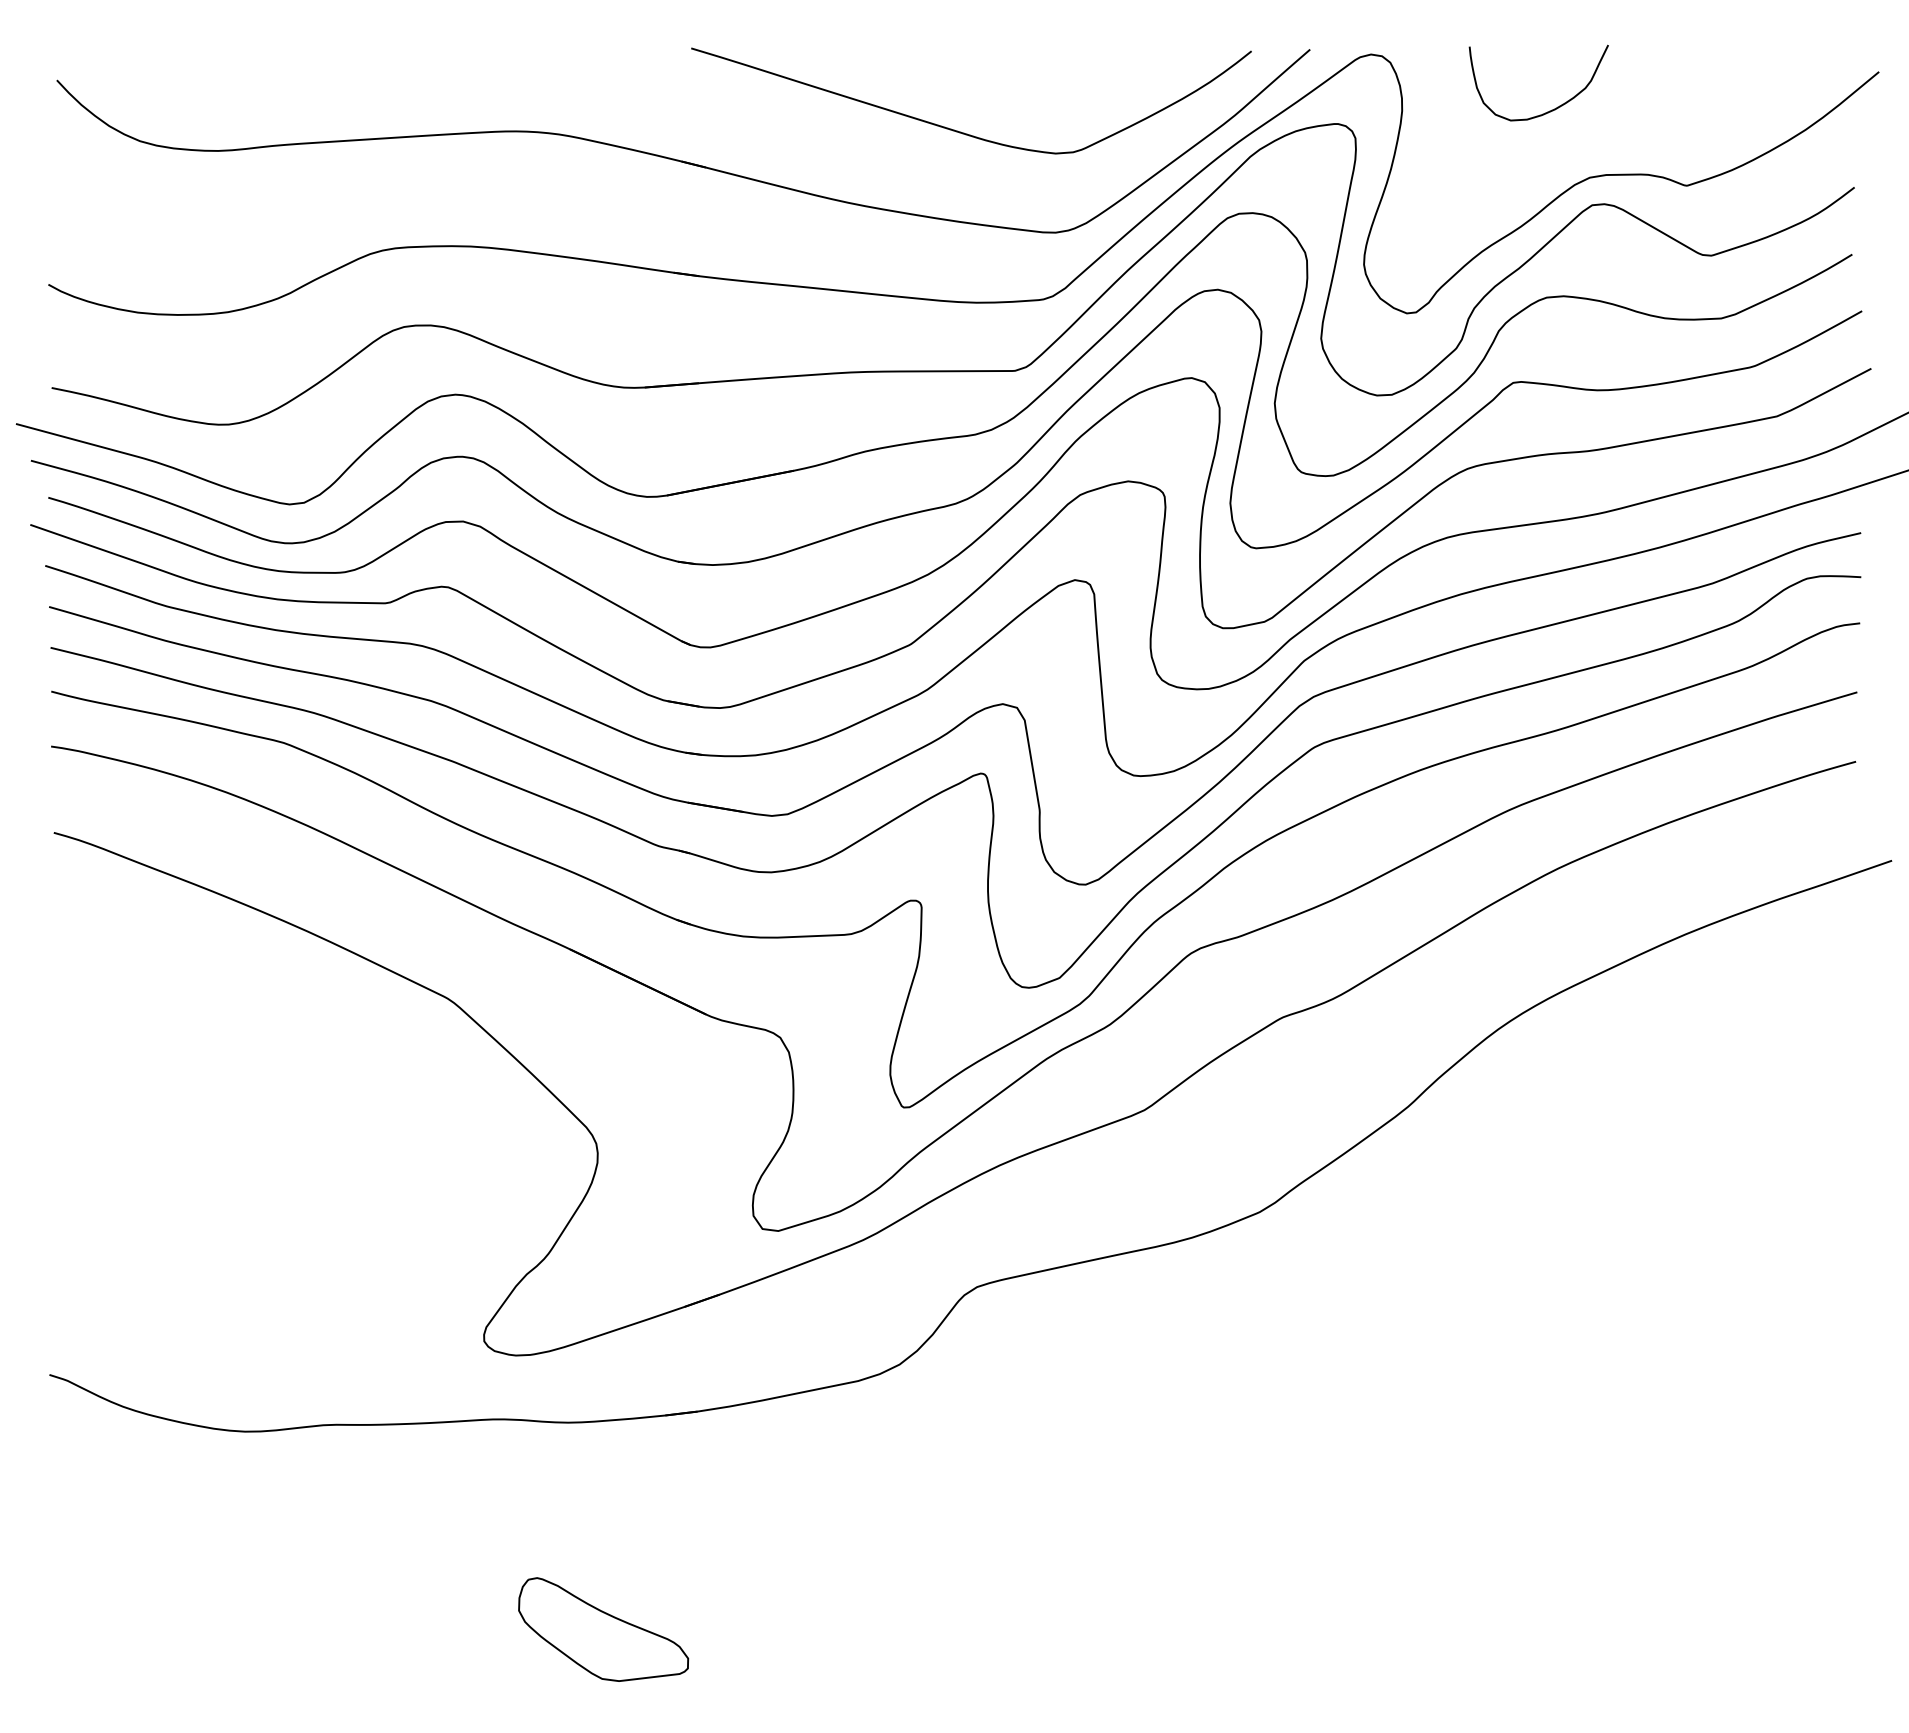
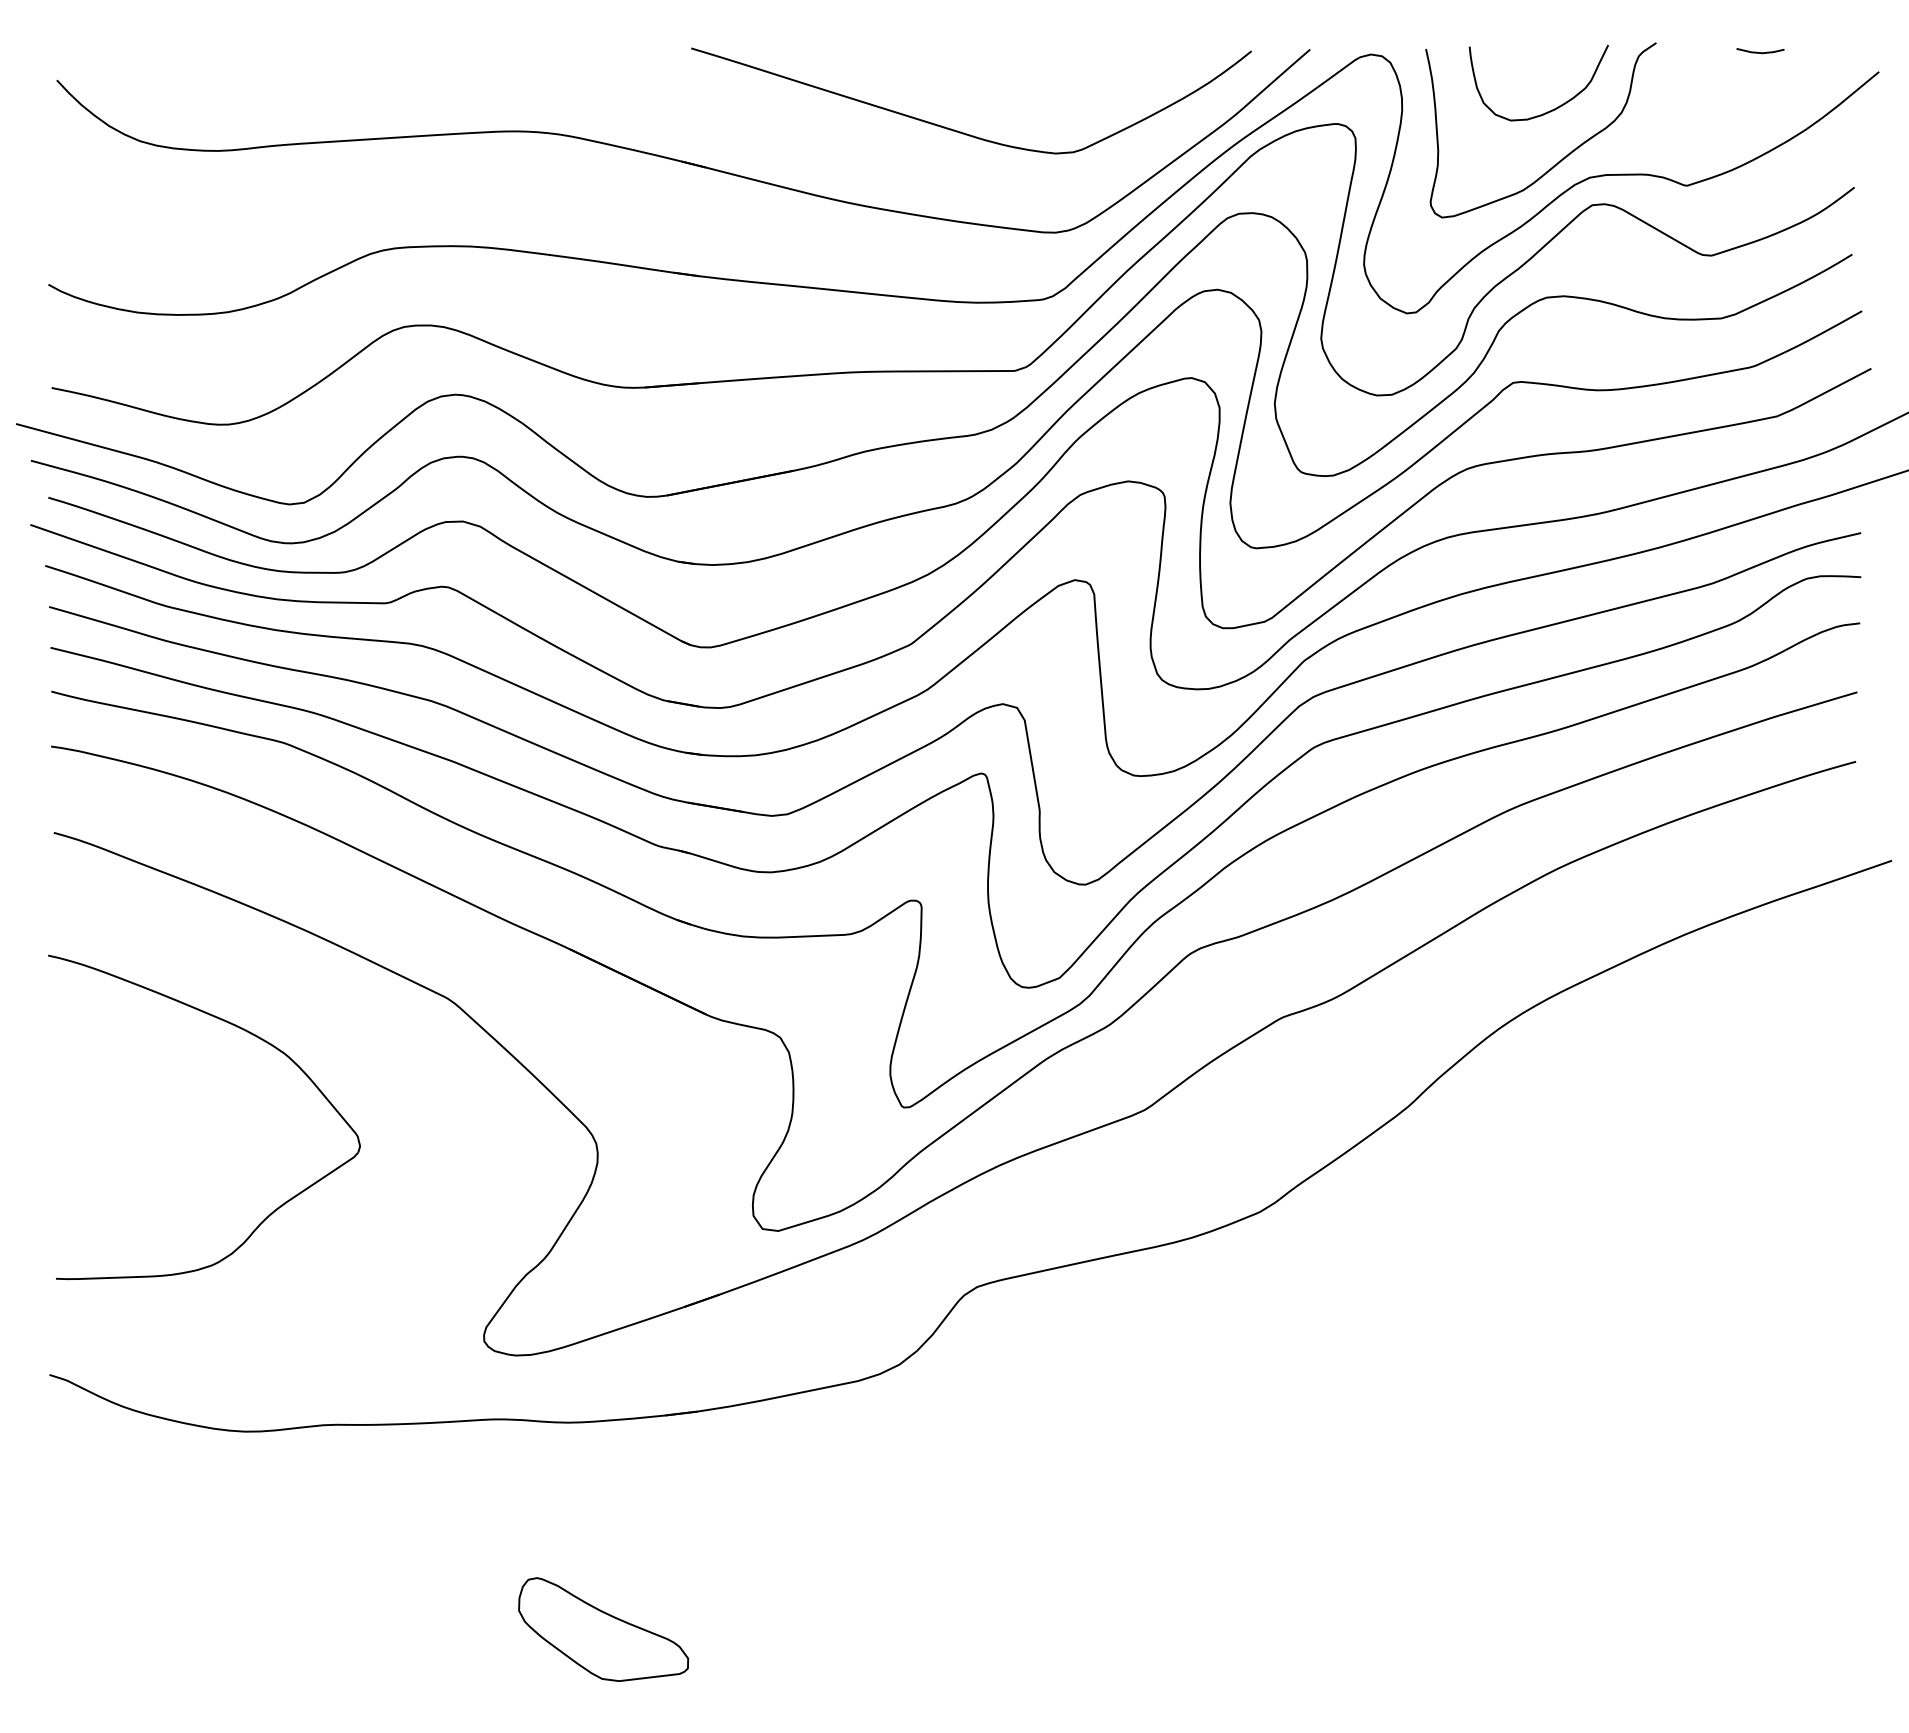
line: none -> present (1760, 52)
curve: none -> present (1564, 156)
part: none -> present (252, 1035)
